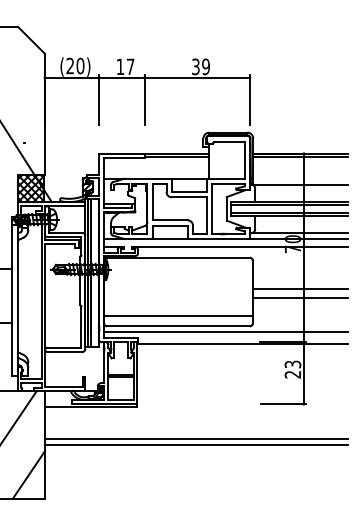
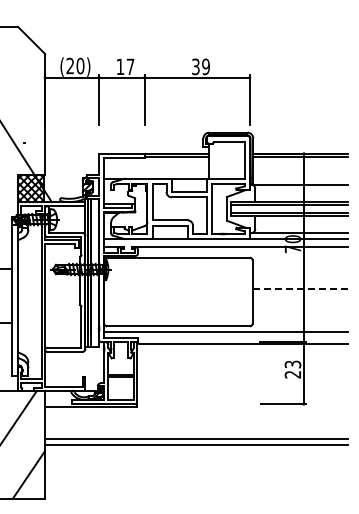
line: solid -> dashed (300, 288)
line: present -> none (300, 298)
line: present -> none (178, 315)
